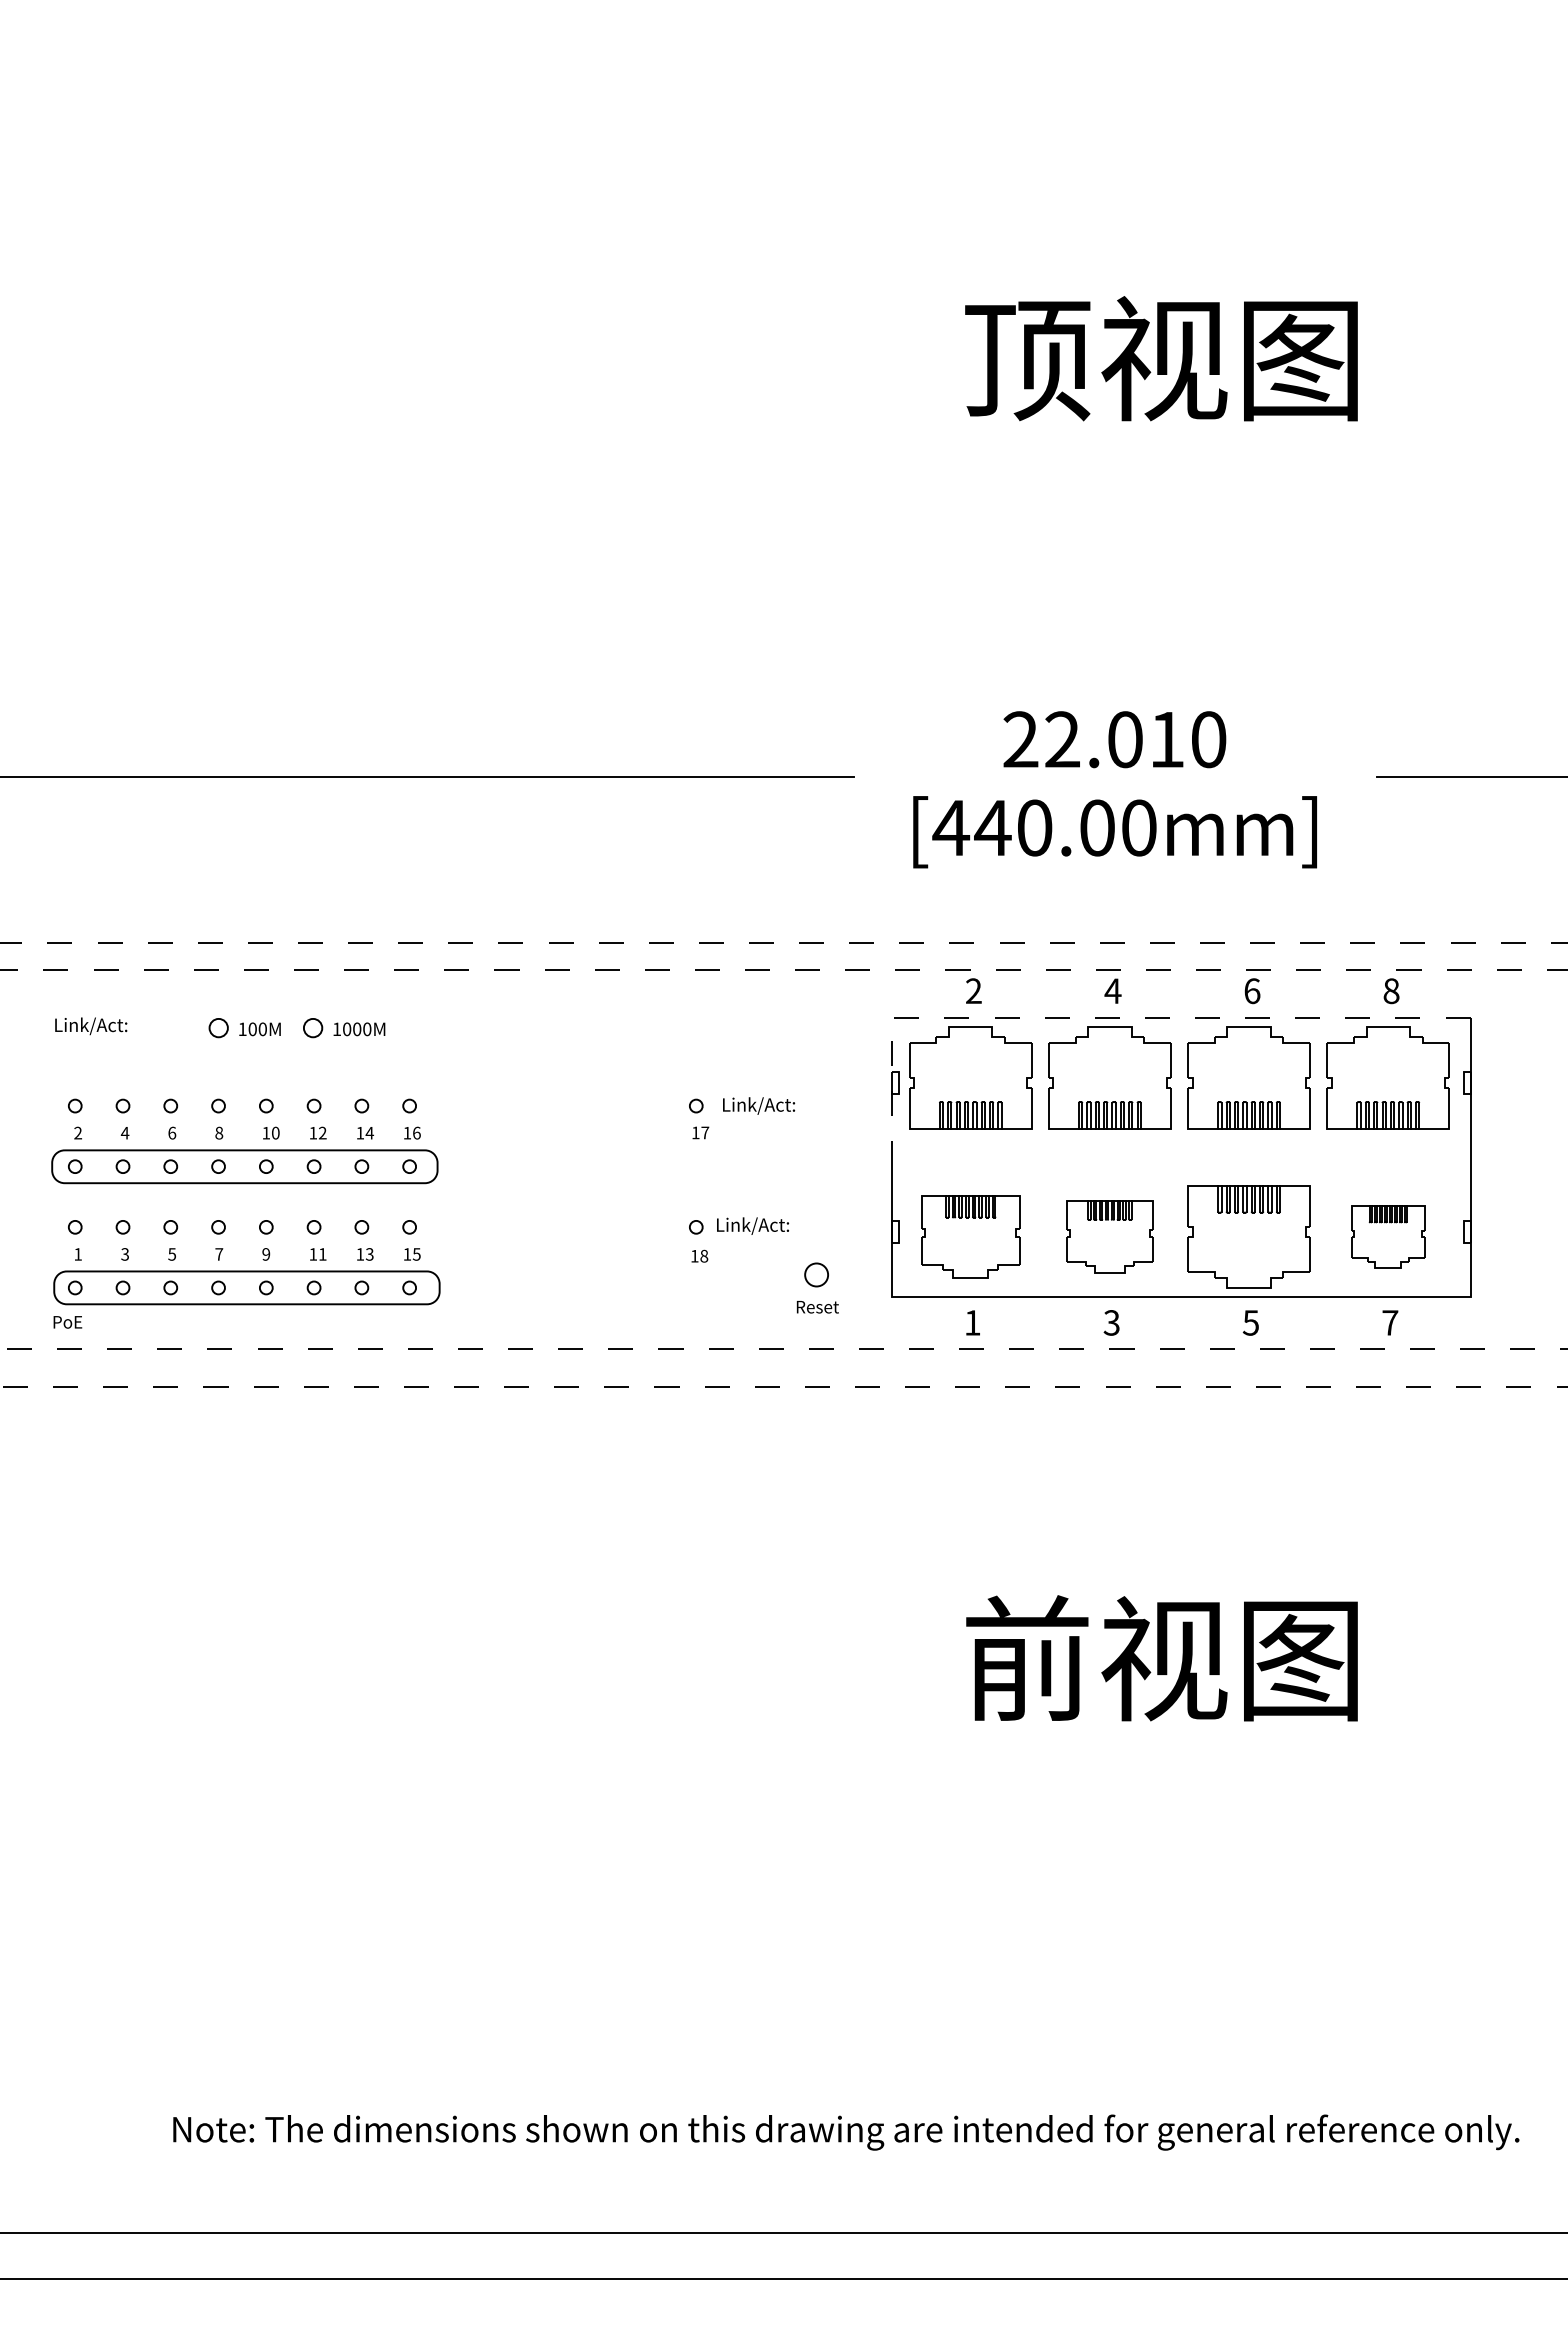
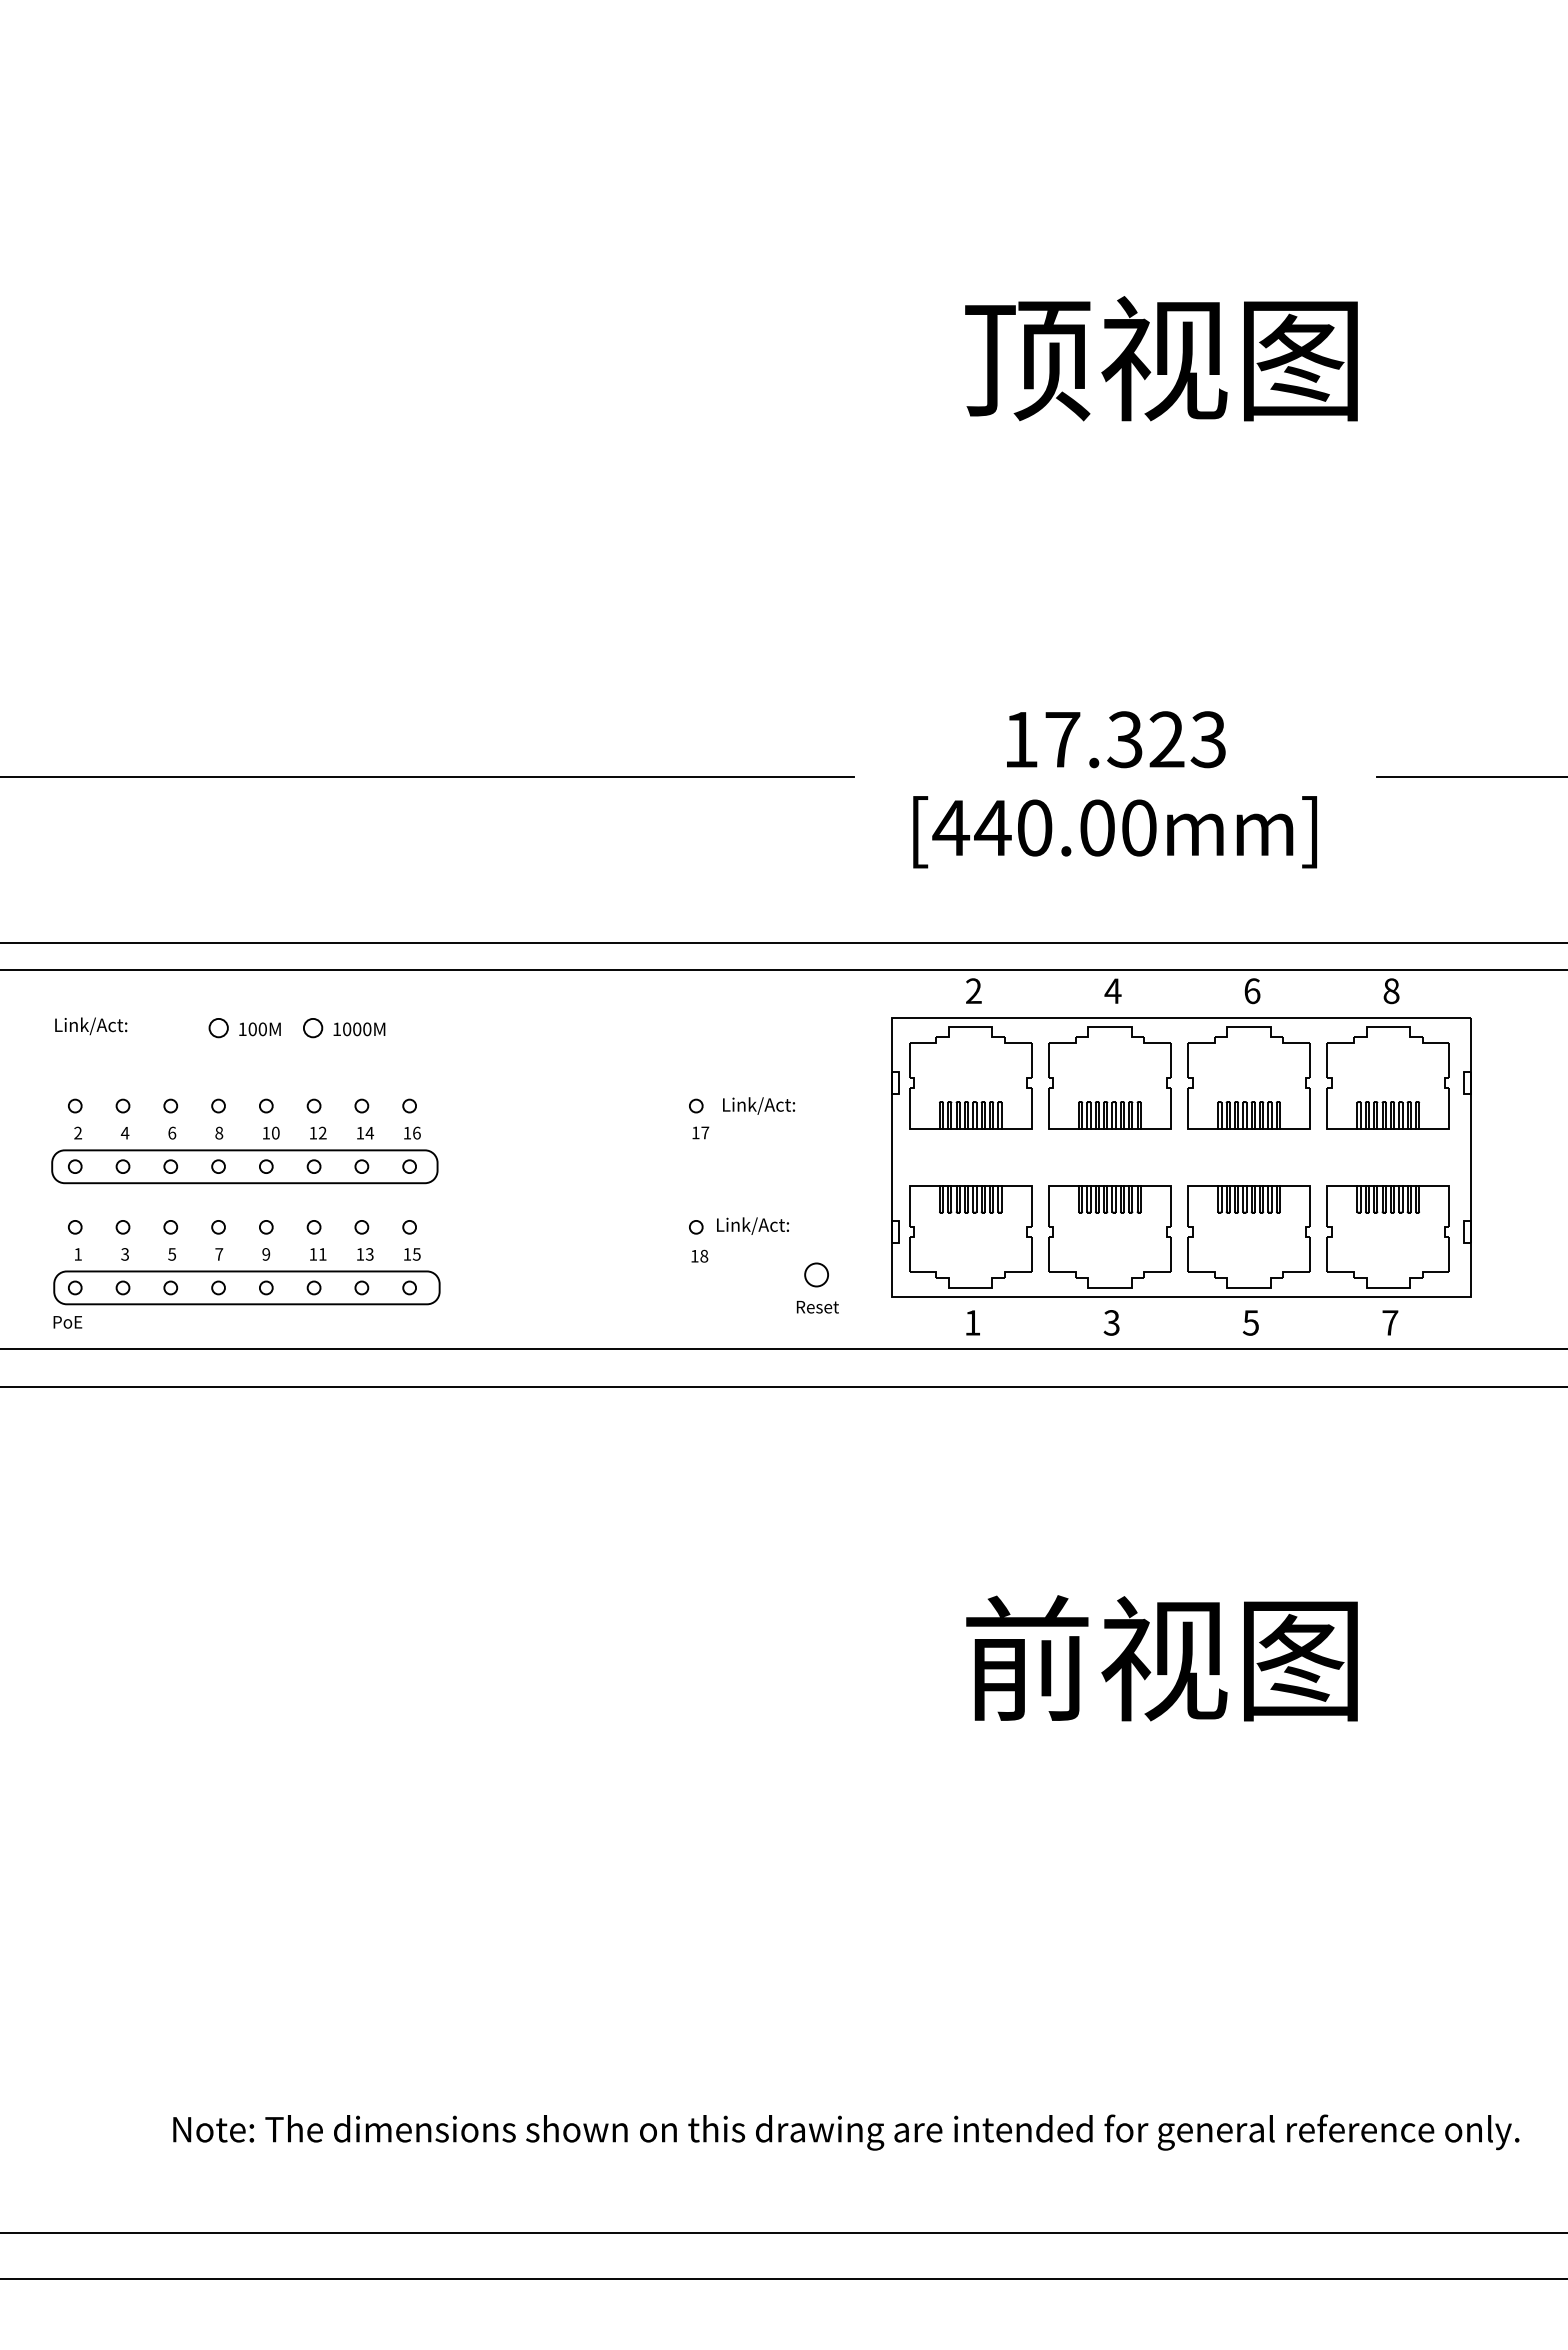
text: 22.010 -> 17.323 (1114, 739)
line: dashed -> solid (784, 942)
line: dashed -> solid (784, 970)
line: dashed -> solid (1110, 1017)
part size: 100x84 px -> 124x104 px (970, 1236)
part size: 88x74 px -> 124x104 px (1109, 1236)
part size: 75x64 px -> 124x104 px (1387, 1236)
line: dashed -> solid (783, 1349)
line: dashed -> solid (783, 1386)
